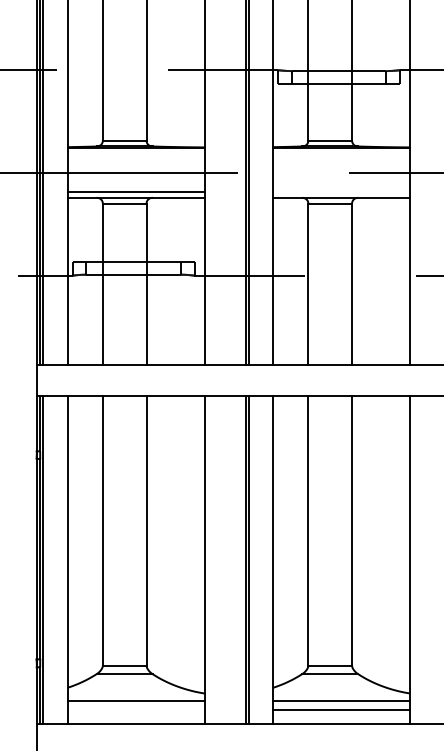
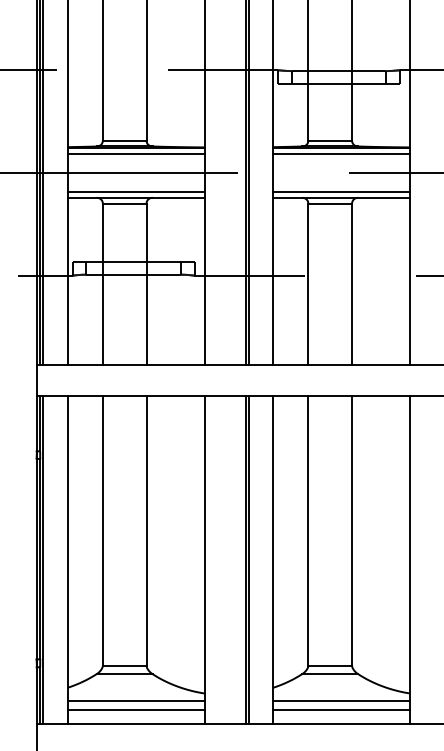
line: none -> present (135, 154)
line: none -> present (341, 154)
line: none -> present (341, 191)
line: none -> present (135, 709)
